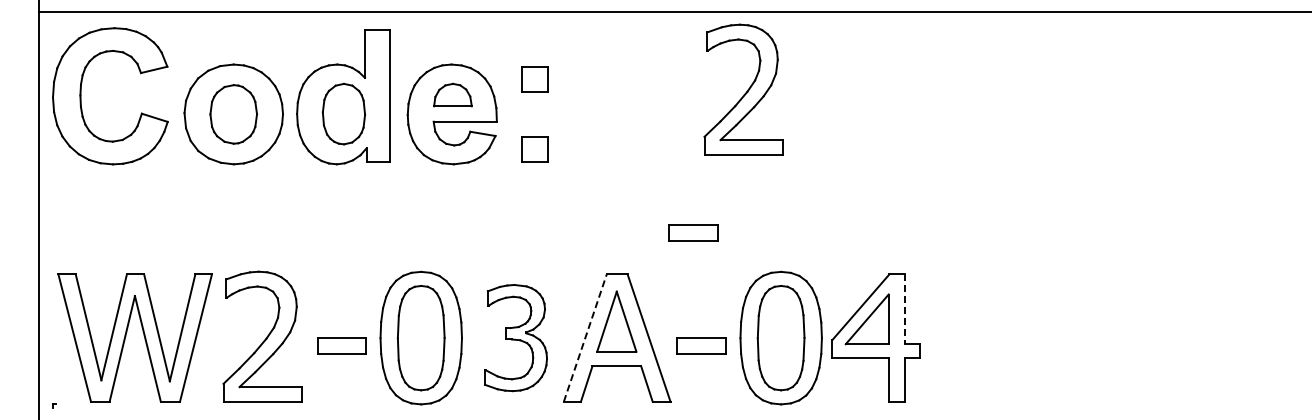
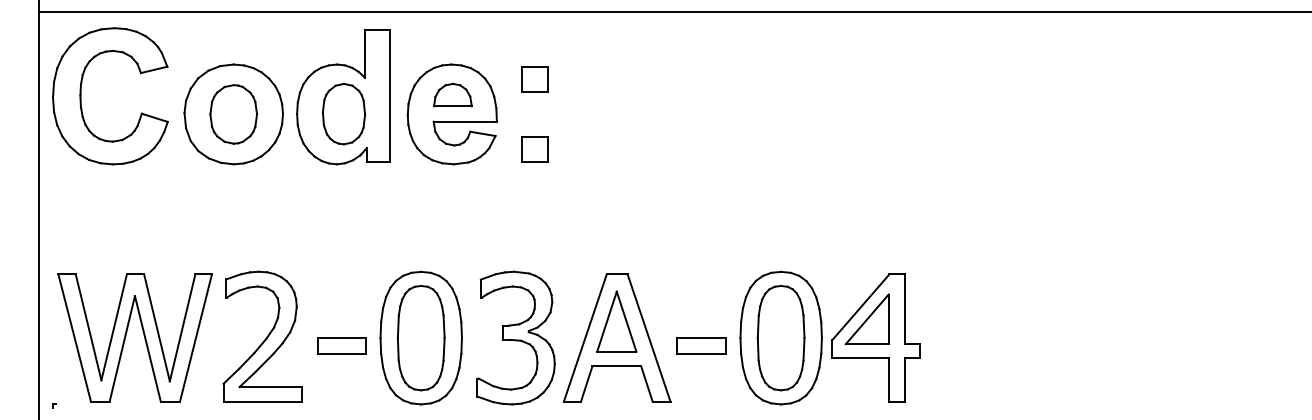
part: present -> none (743, 89)
part: present -> none (693, 232)
line: dashed -> solid (905, 309)
line: dashed -> solid (585, 337)
part size: 64x109 px -> 80x136 px (515, 337)
